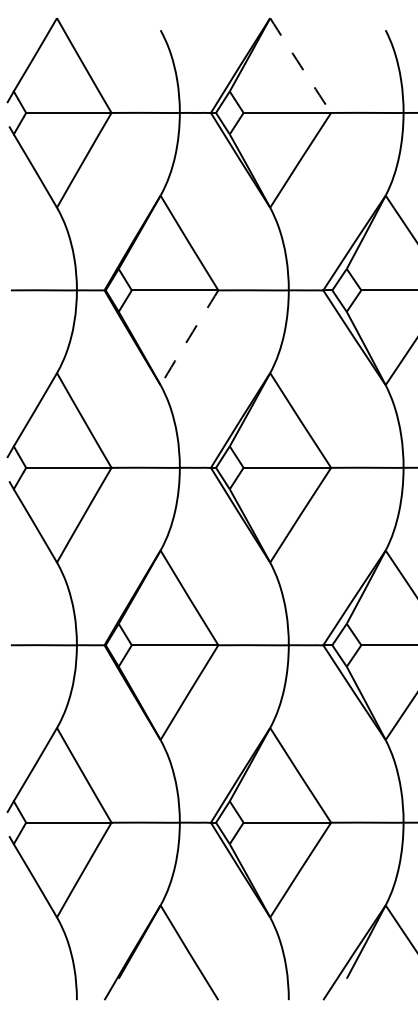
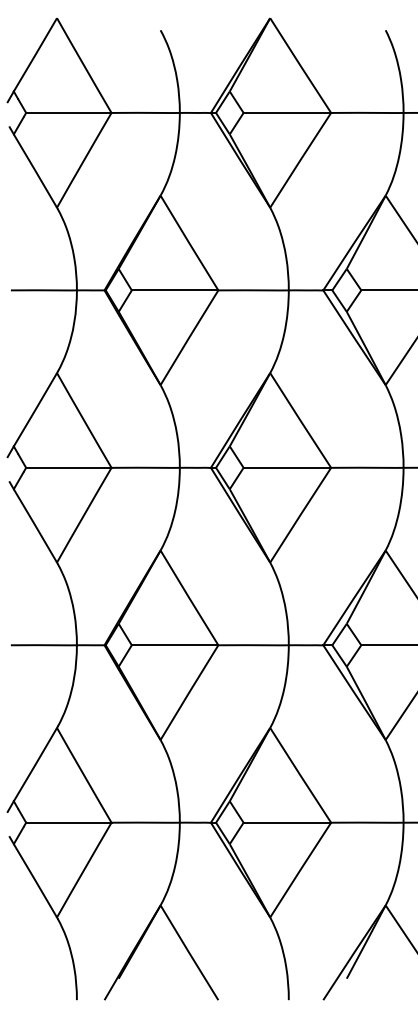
arc: dashed -> solid (300, 65)
arc: dashed -> solid (189, 337)
